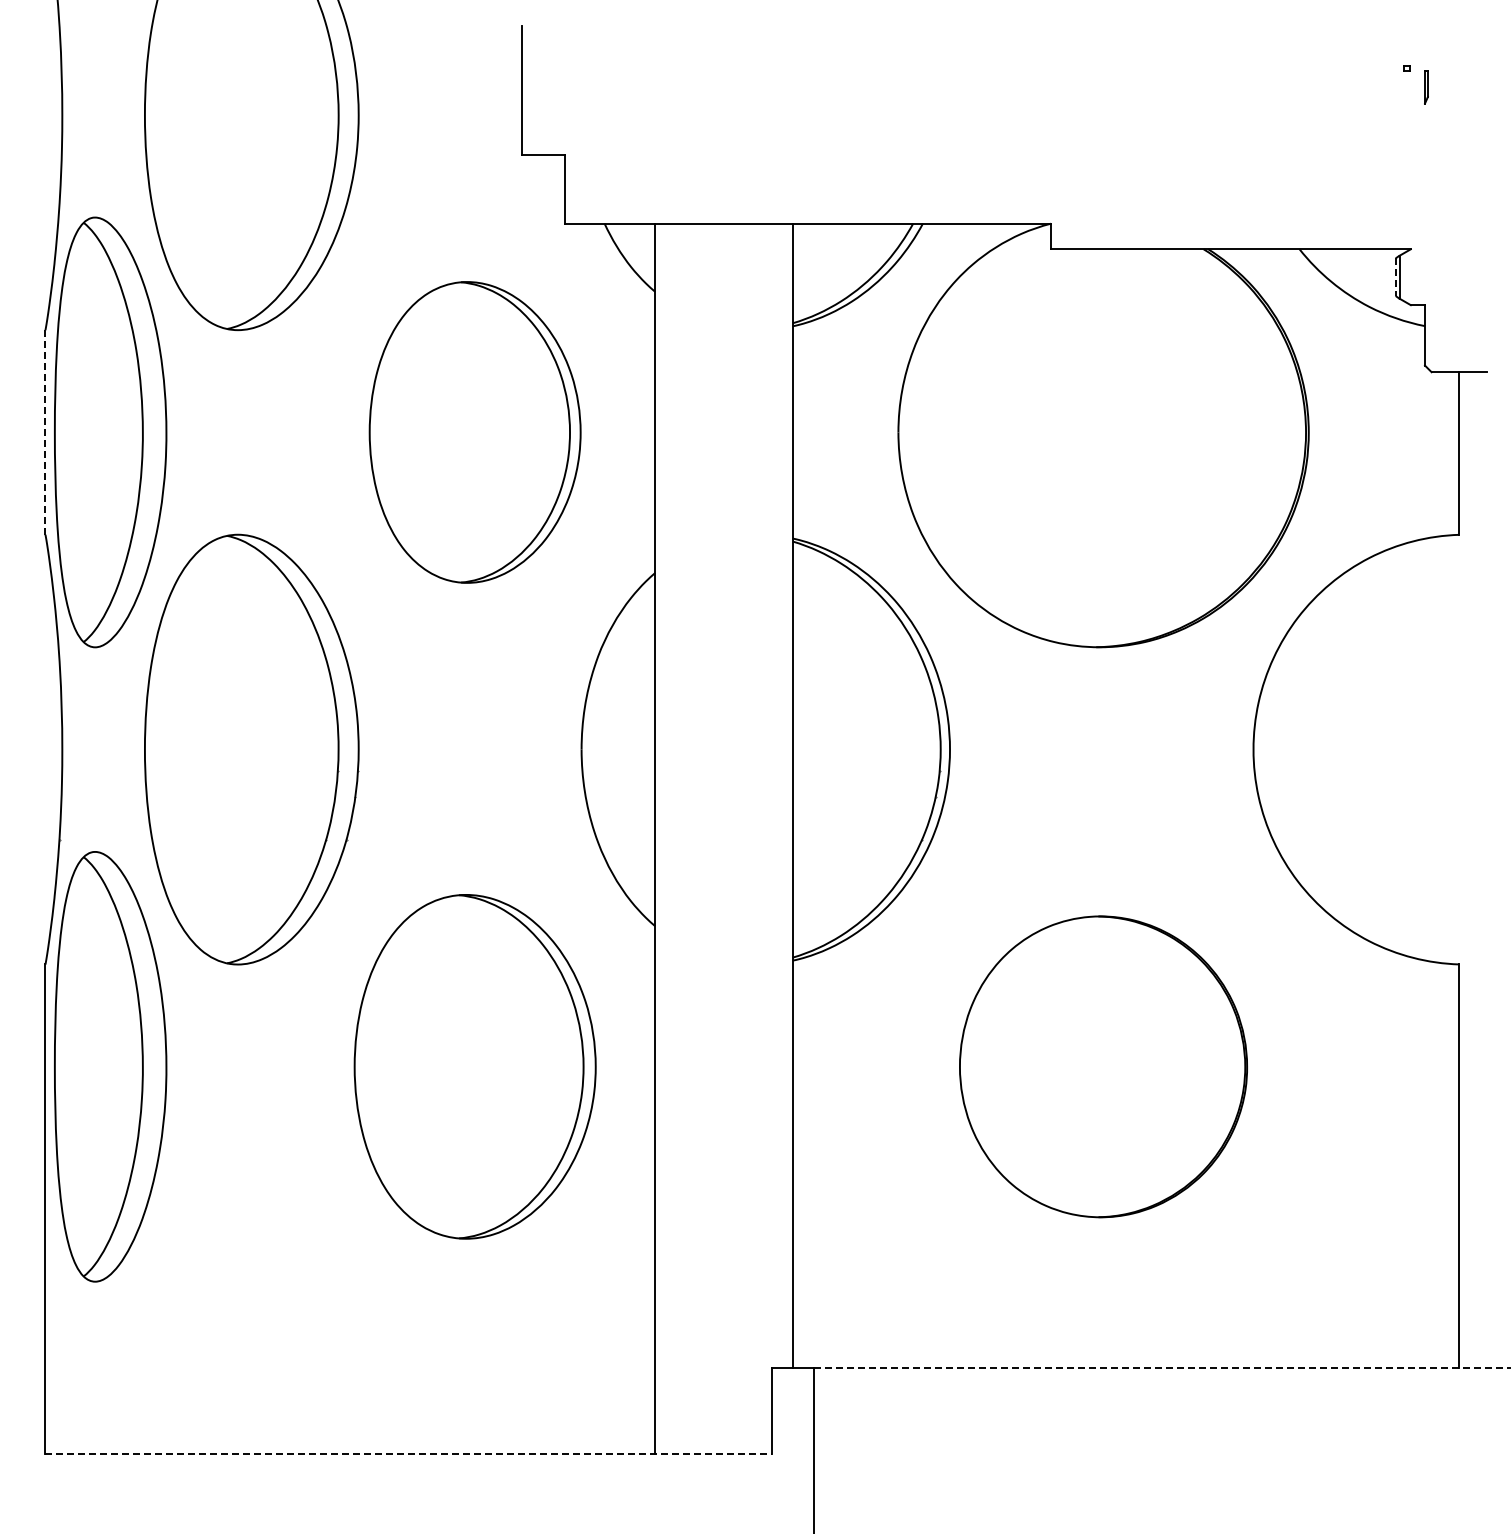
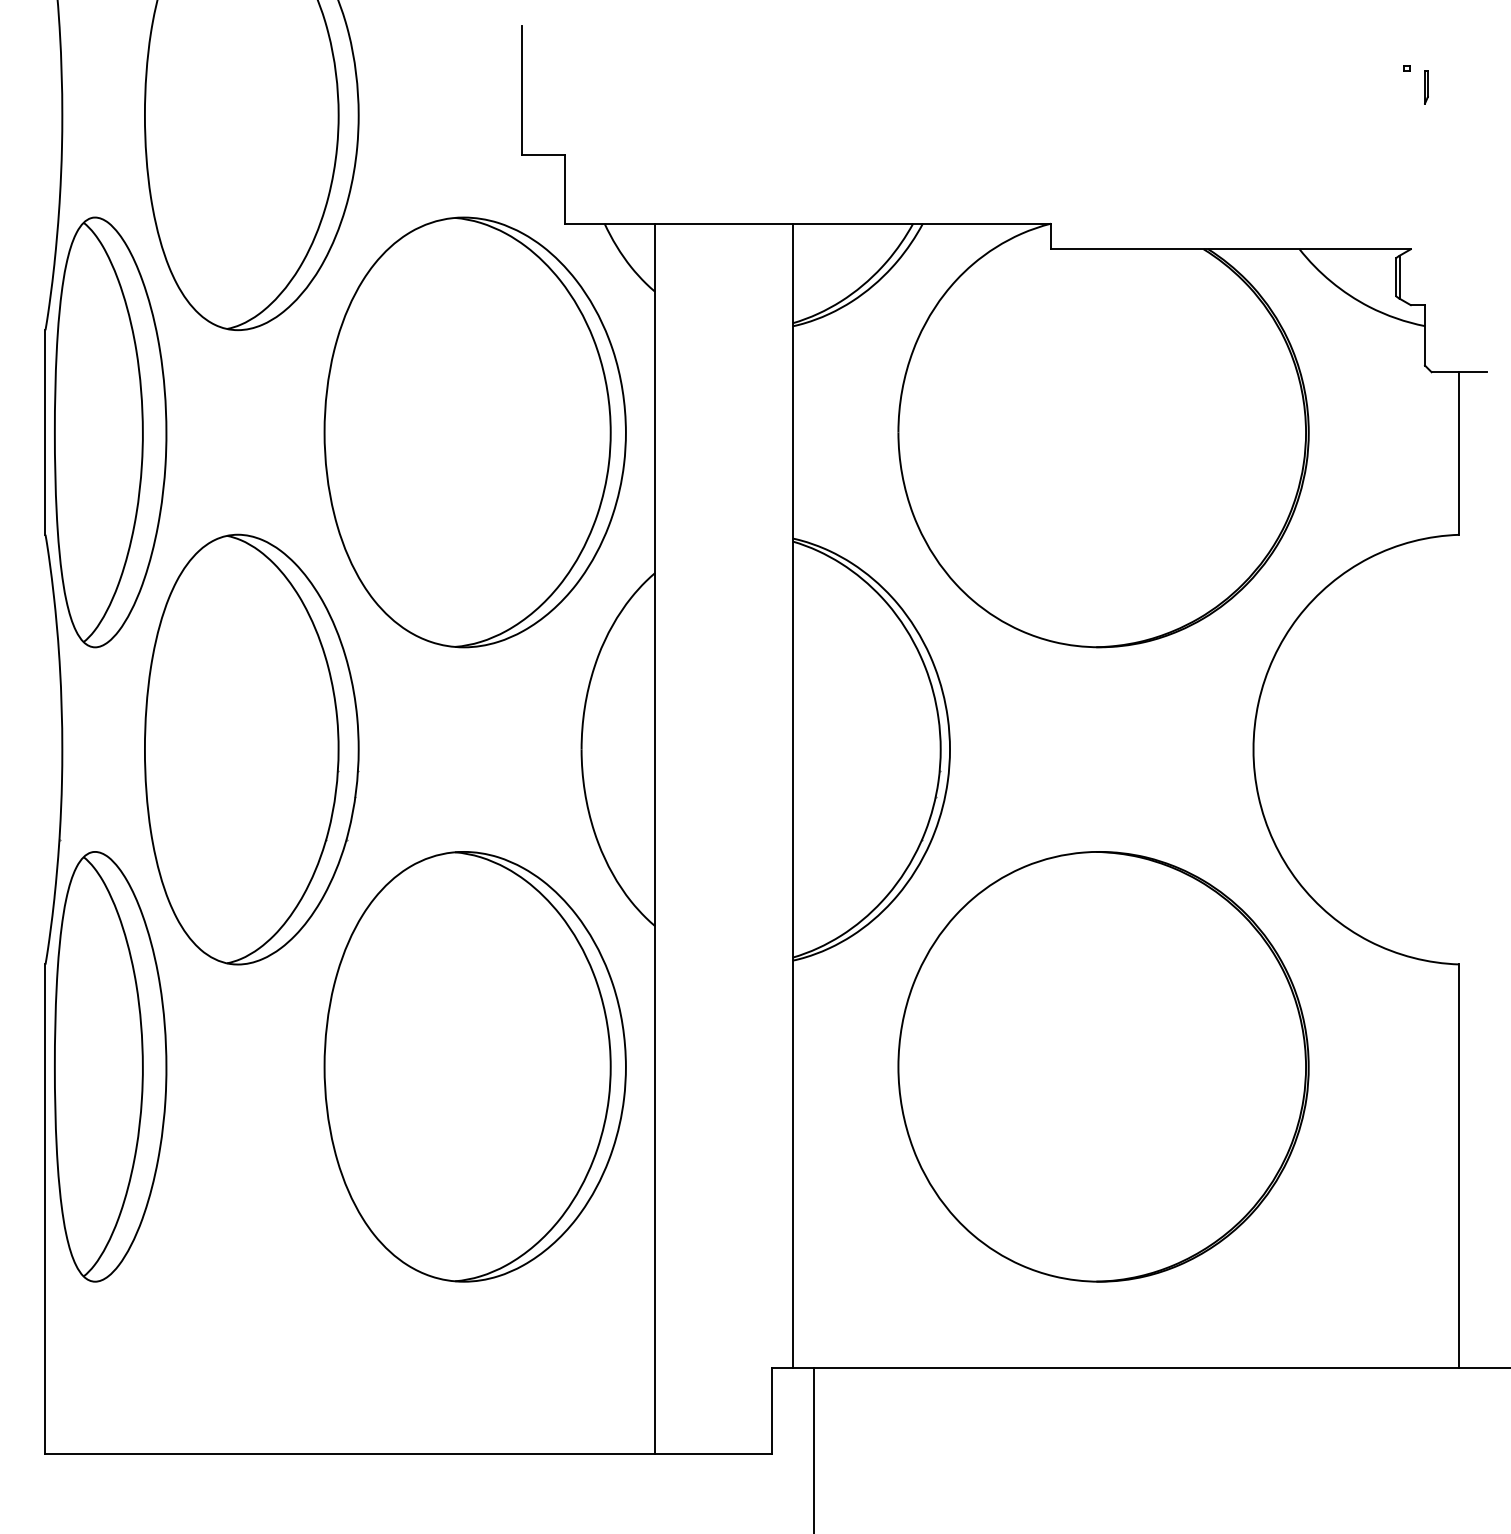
line: dashed -> solid (1395, 277)
line: dashed -> solid (45, 432)
part size: 214x303 px -> 304x433 px (474, 432)
part size: 244x346 px -> 304x432 px (474, 1066)
part size: 289x304 px -> 413x432 px (1103, 1066)
line: dashed -> solid (1162, 1367)
line: dashed -> solid (409, 1453)
